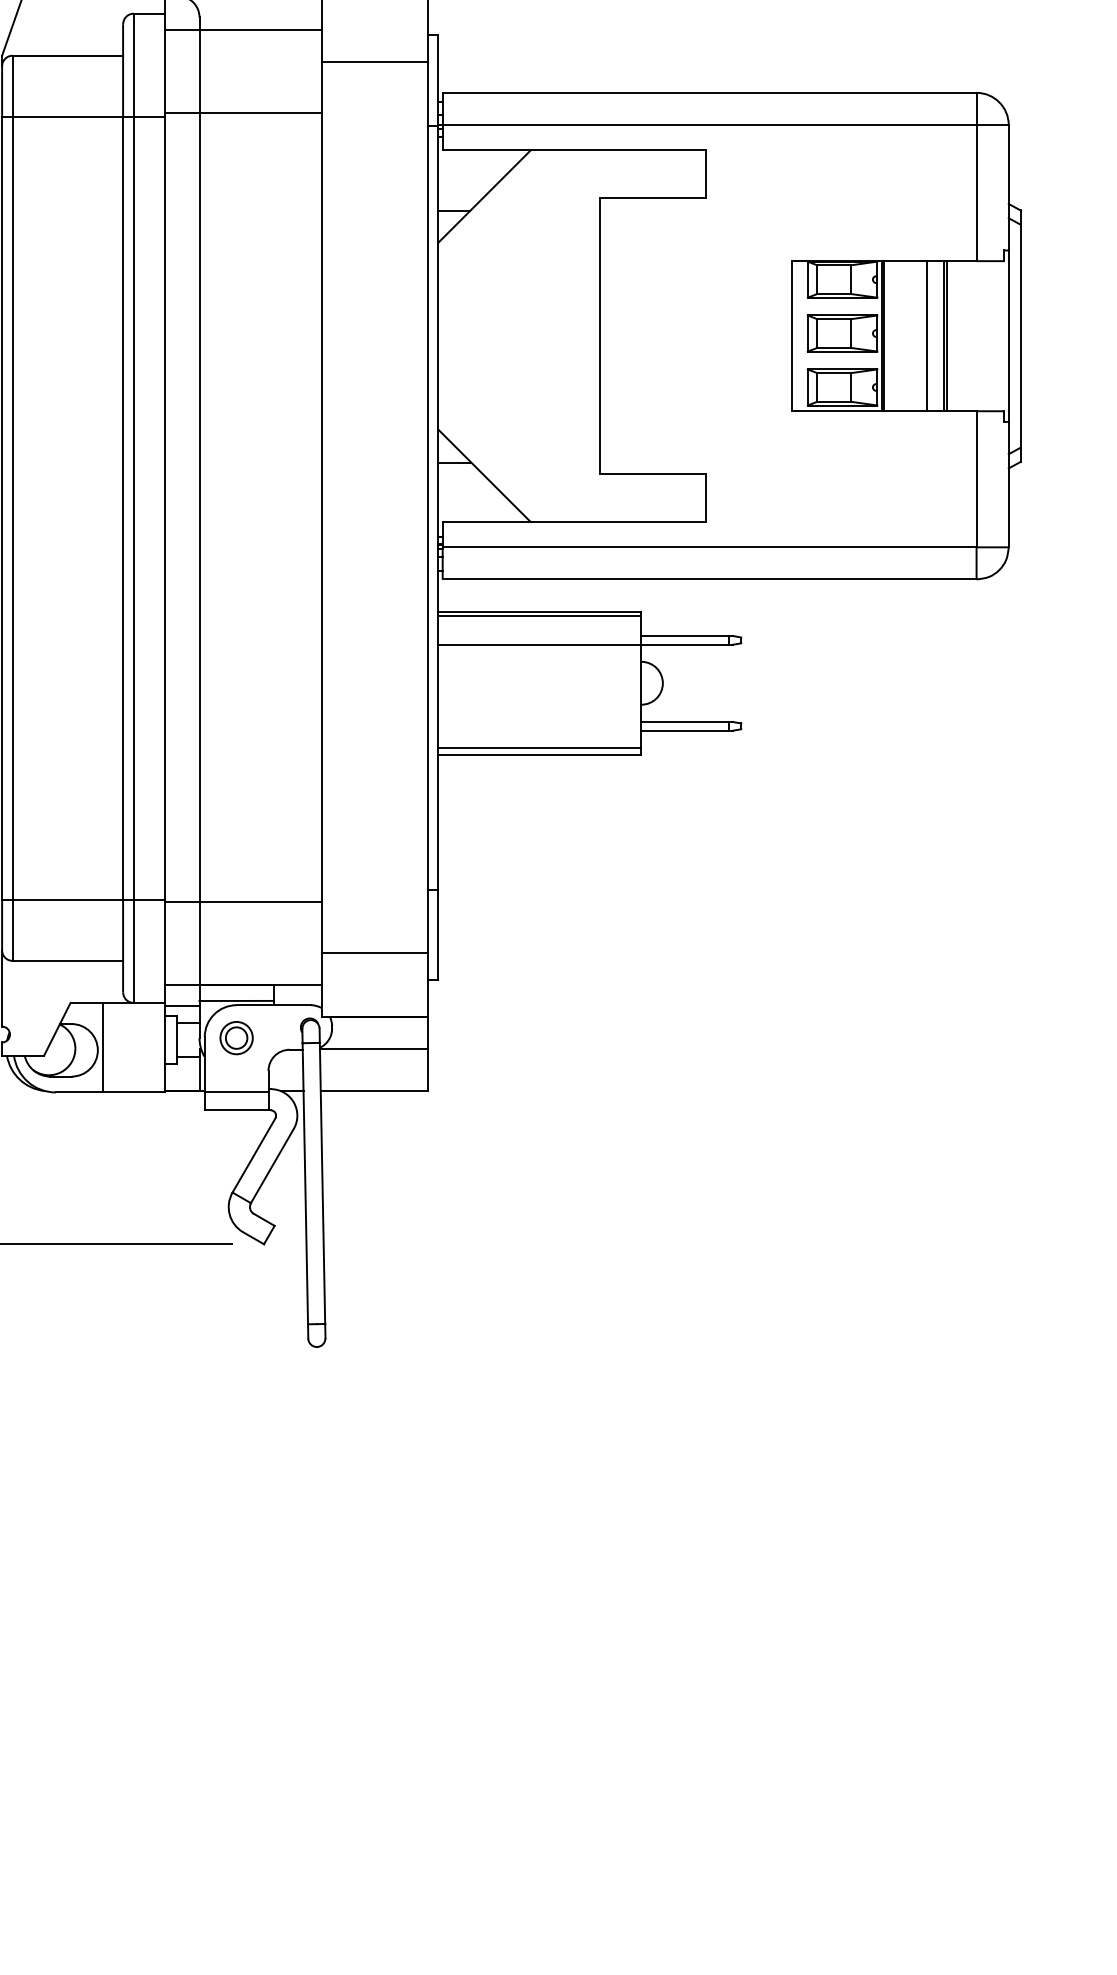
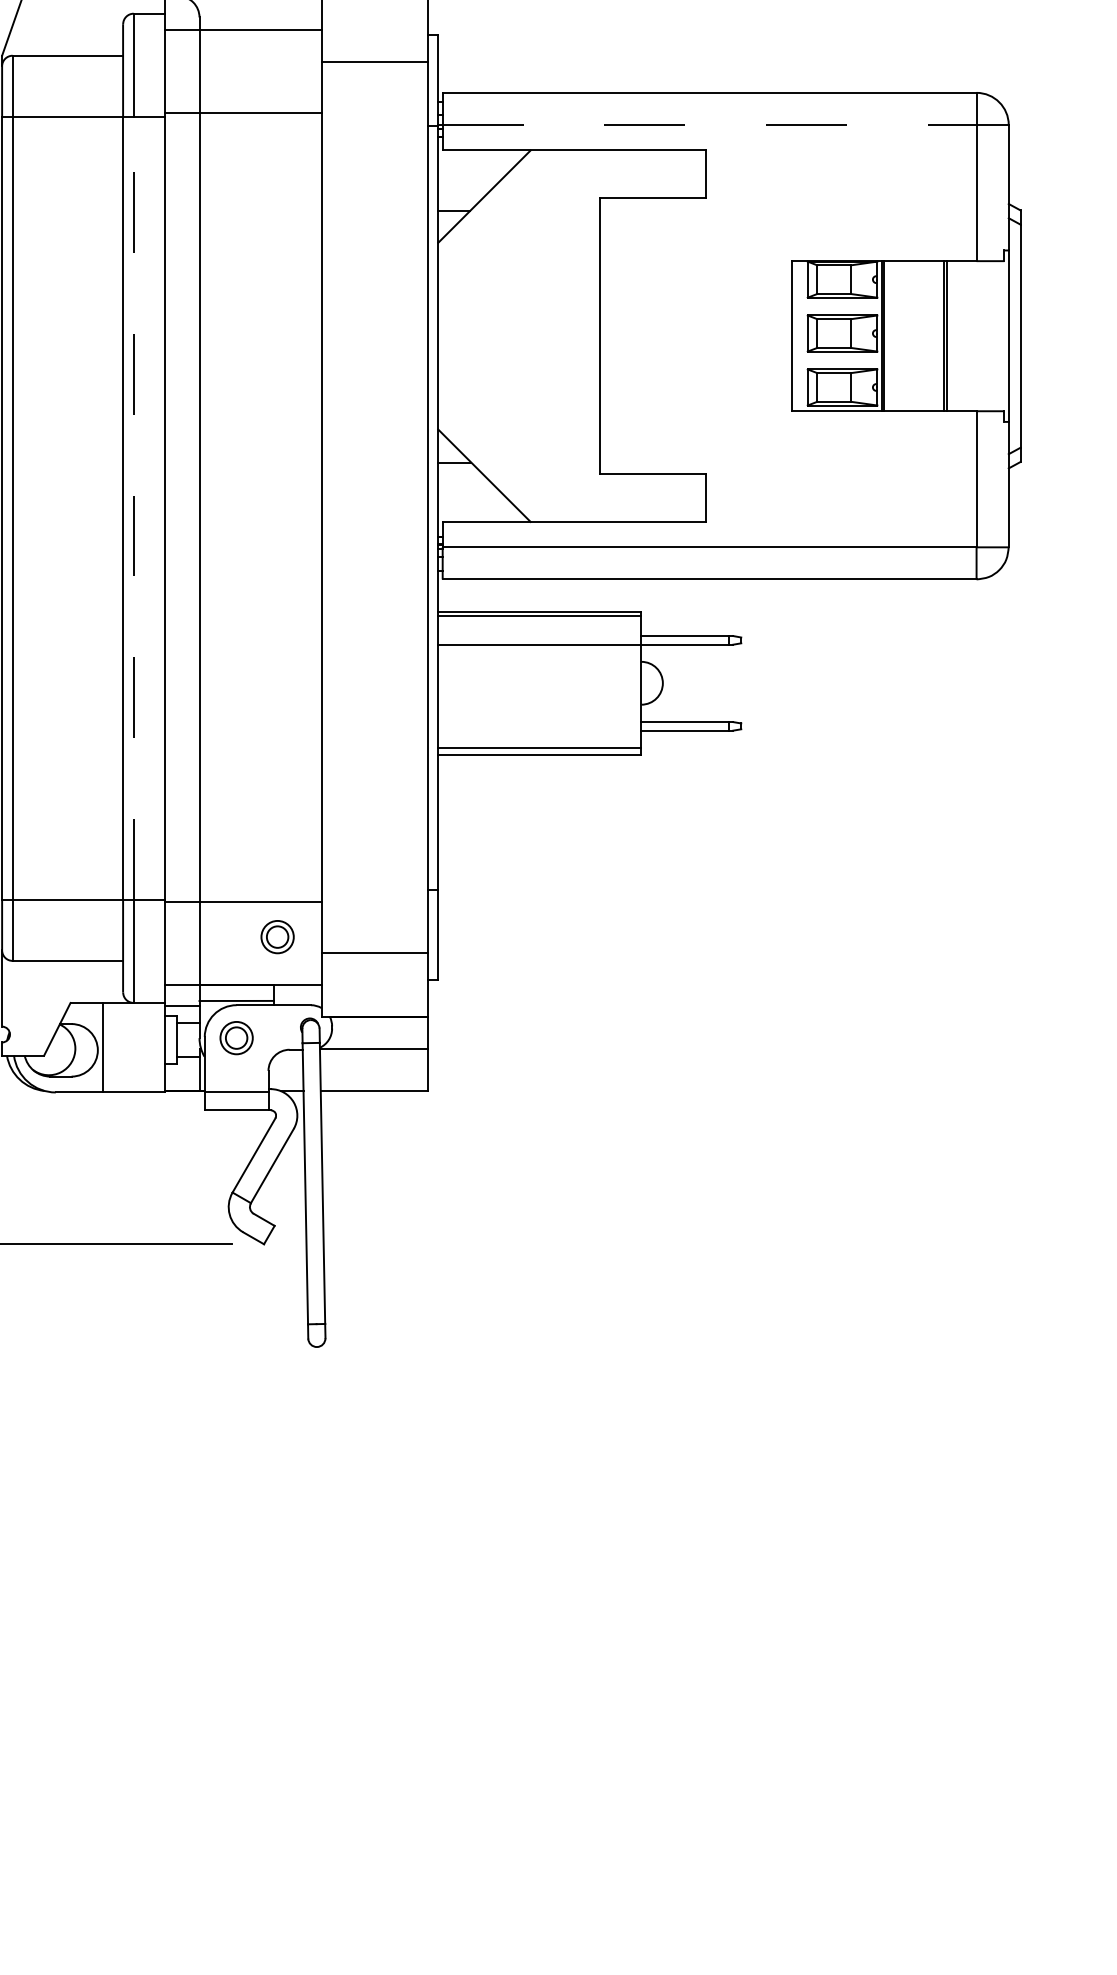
line: solid -> dashed (709, 125)
line: present -> none (927, 336)
line: solid -> dashed (133, 508)
part: none -> present (277, 937)
